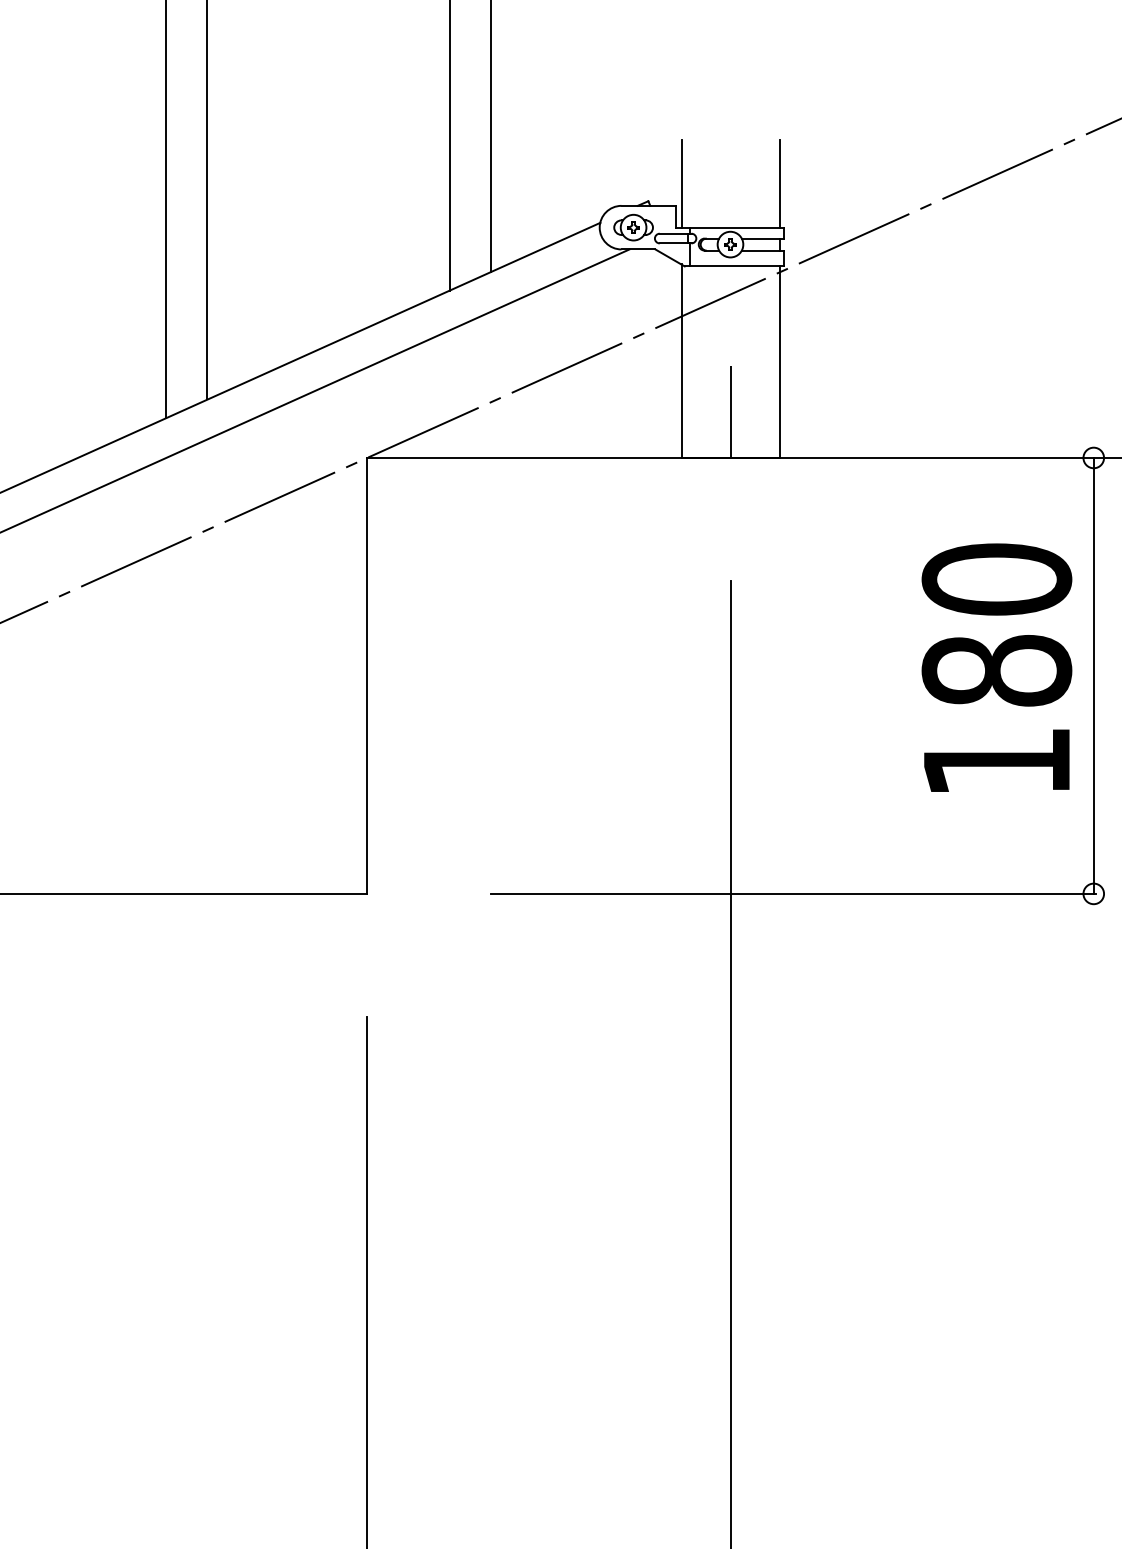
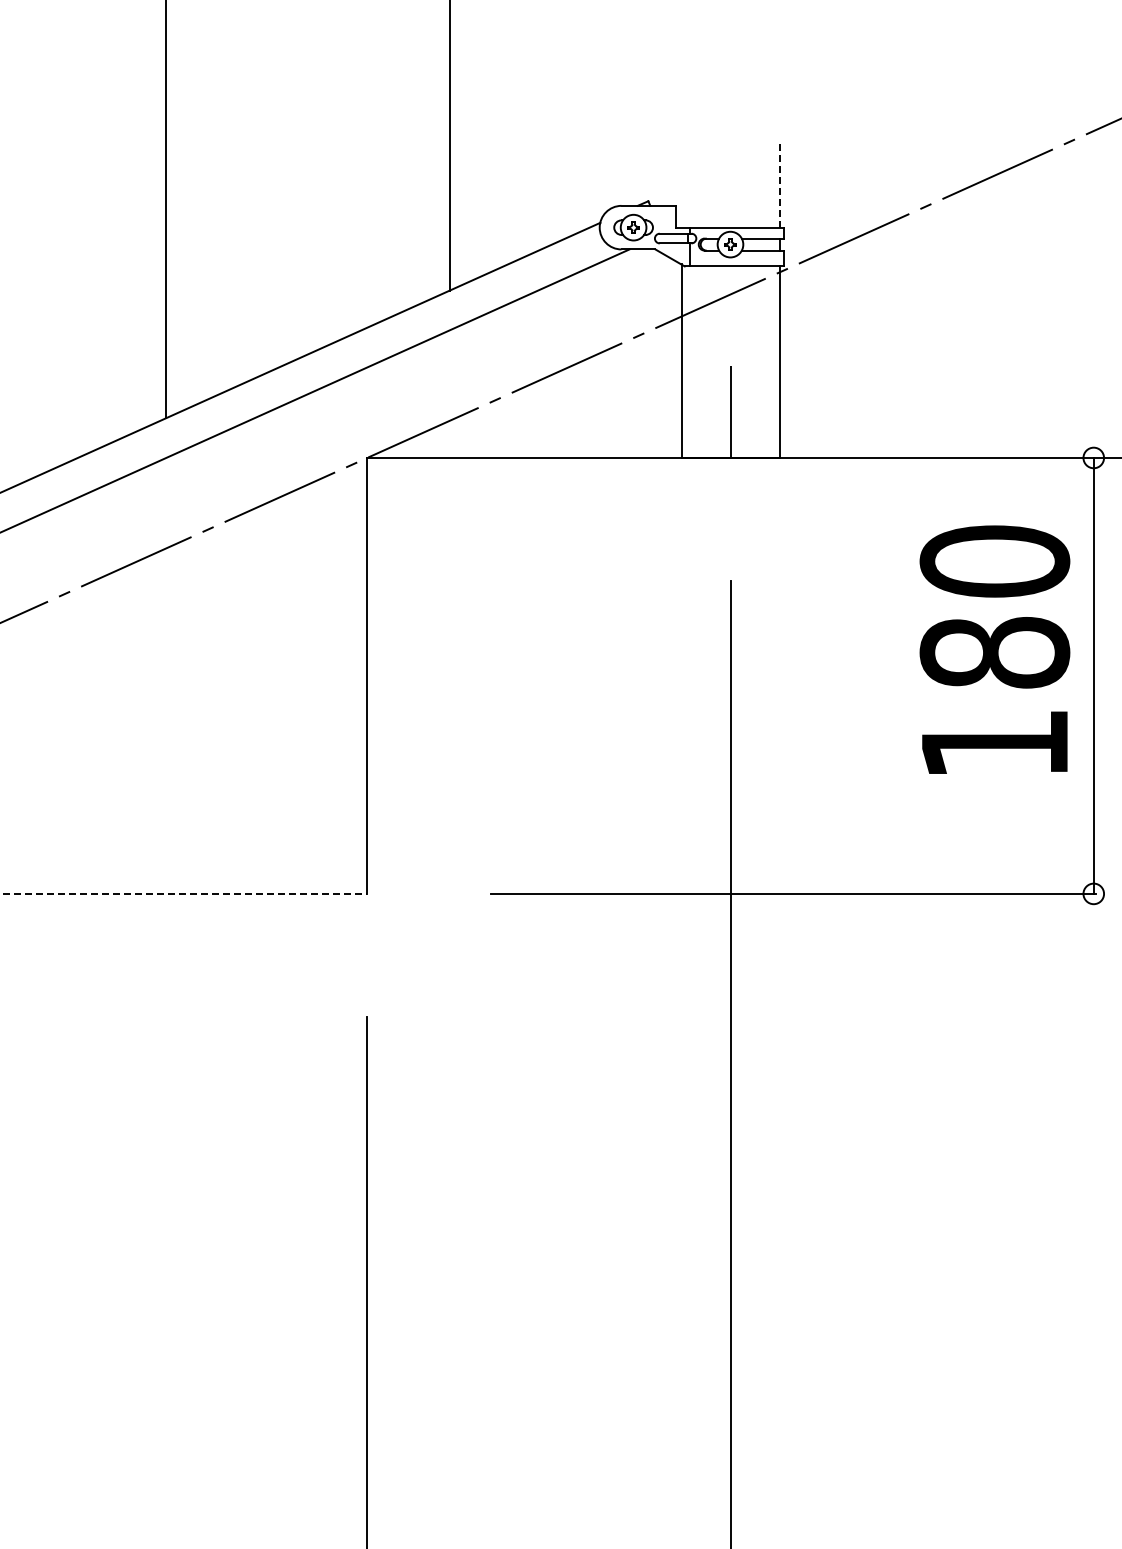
line: present -> none (490, 137)
line: present -> none (681, 183)
line: solid -> dashed (779, 184)
line: present -> none (207, 200)
text position: (996, 667) -> (994, 649) (994, 649)
line: solid -> dashed (184, 893)
